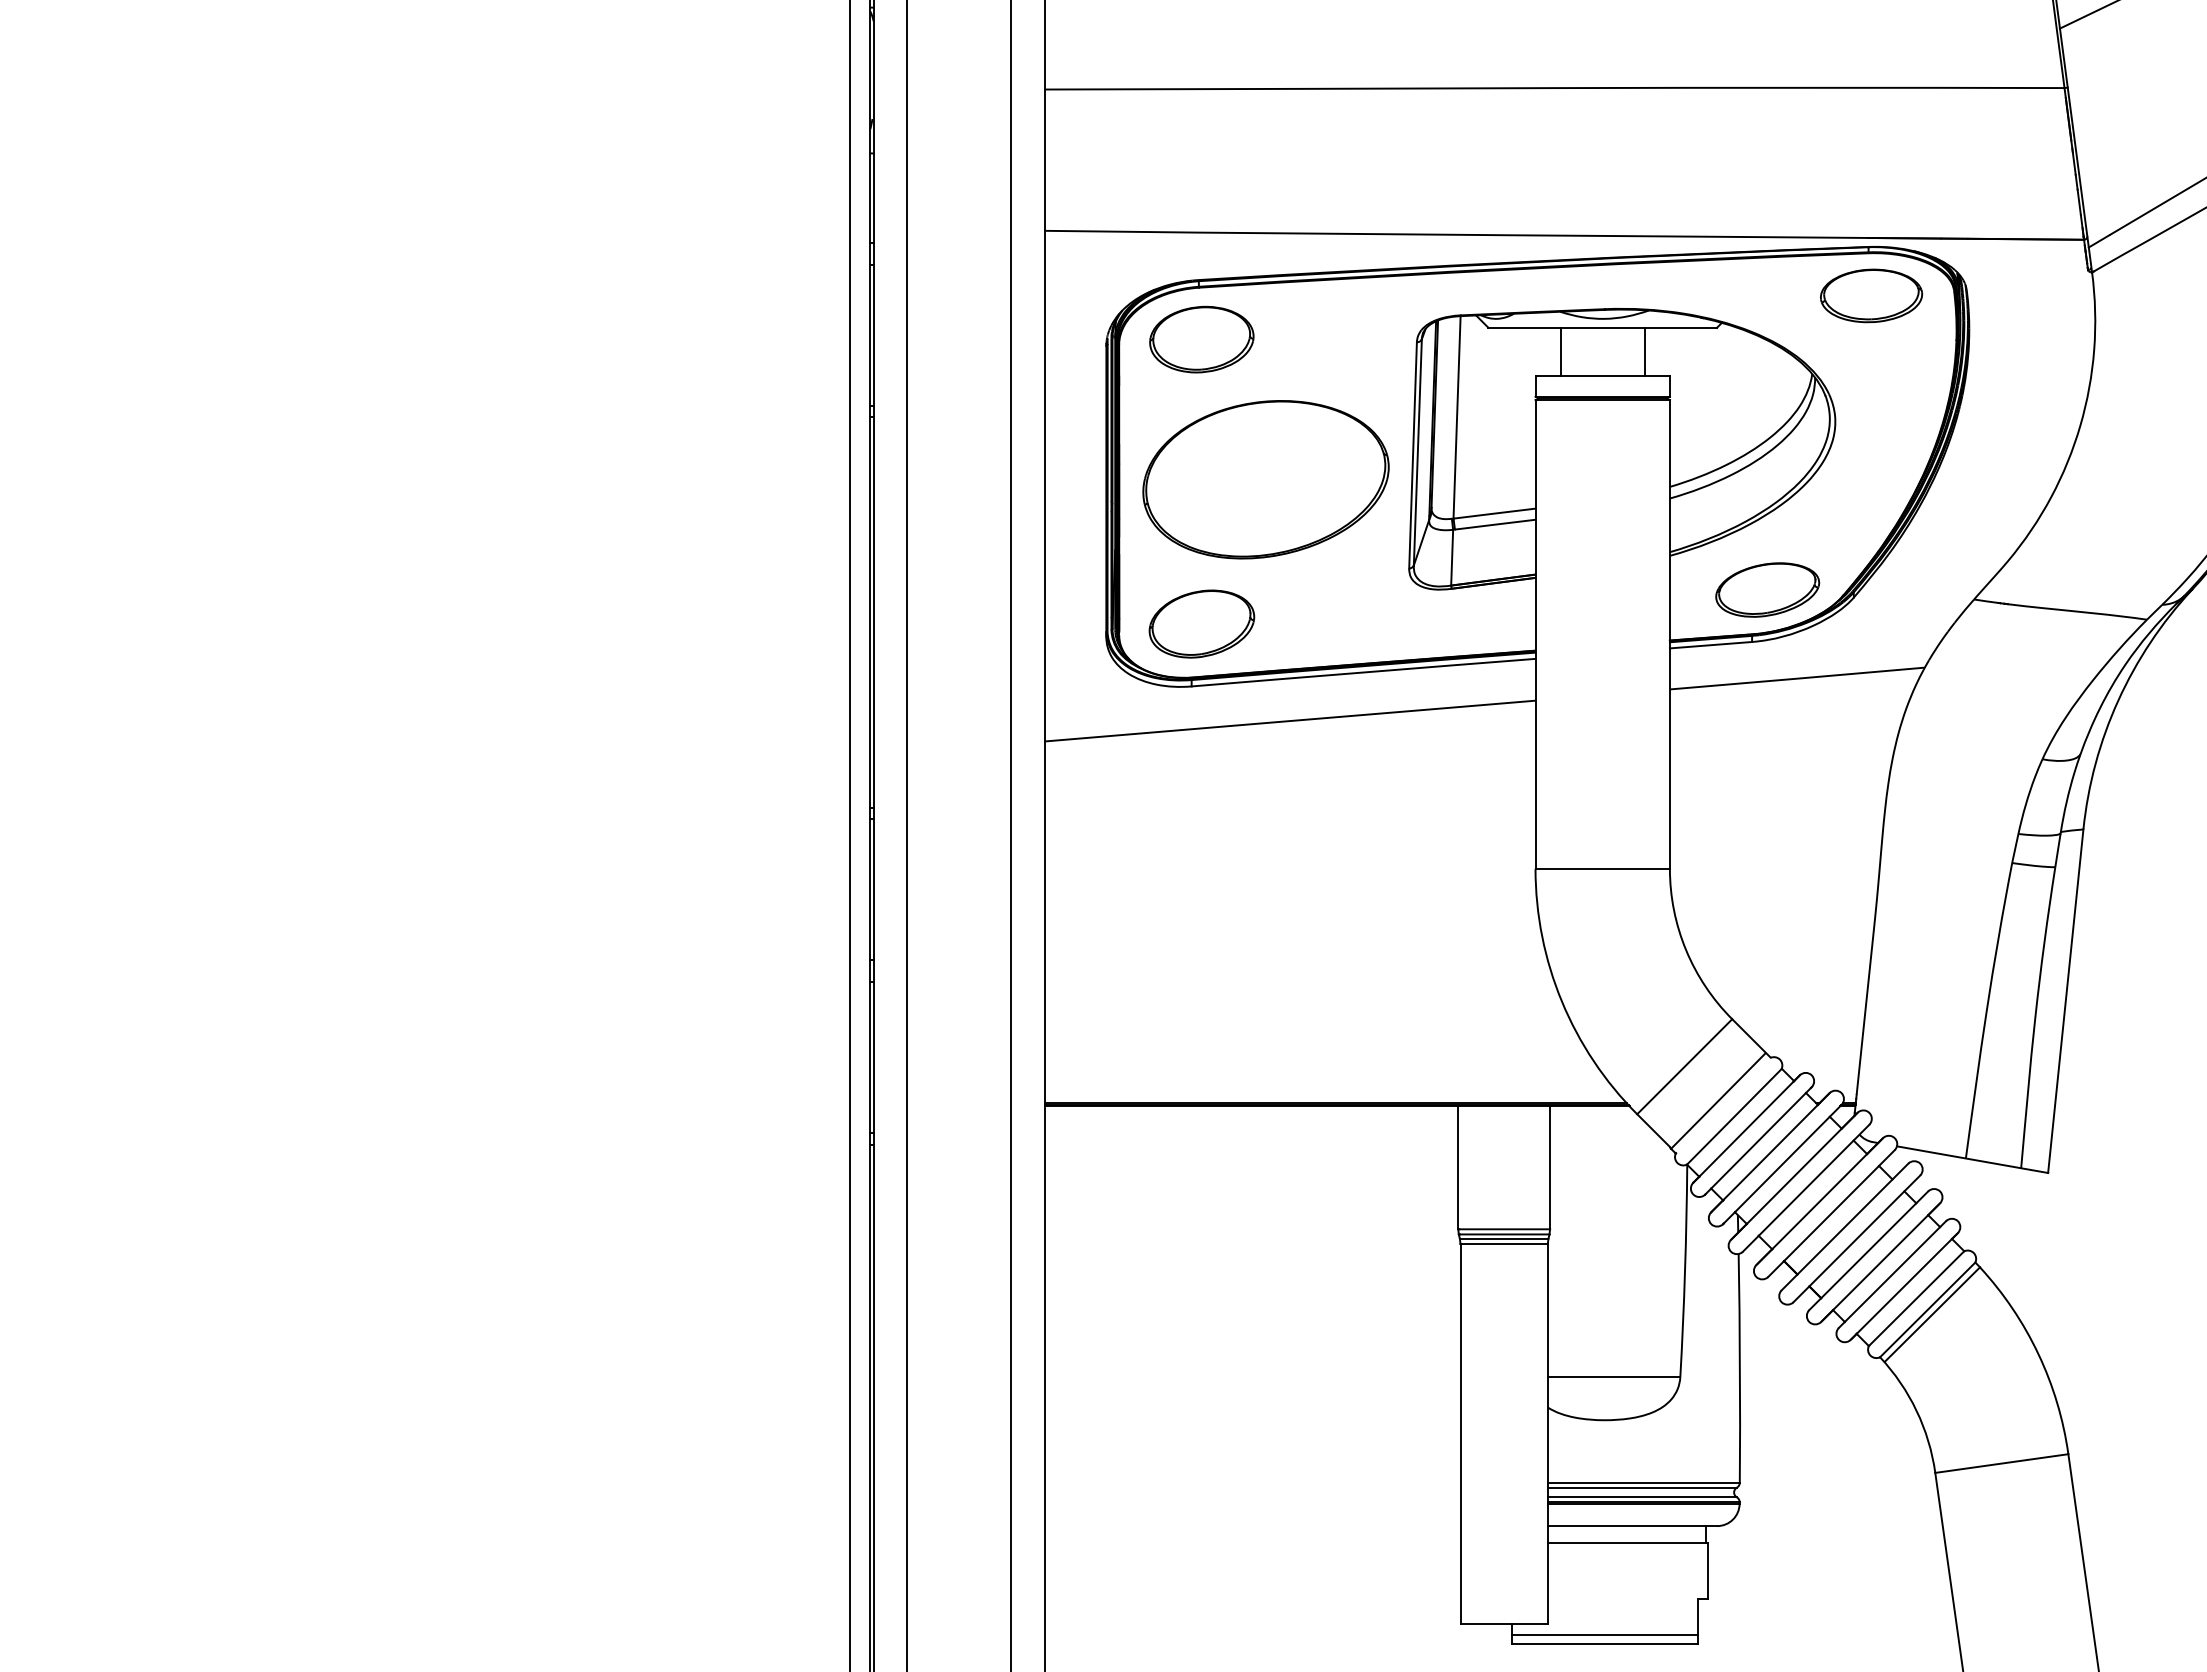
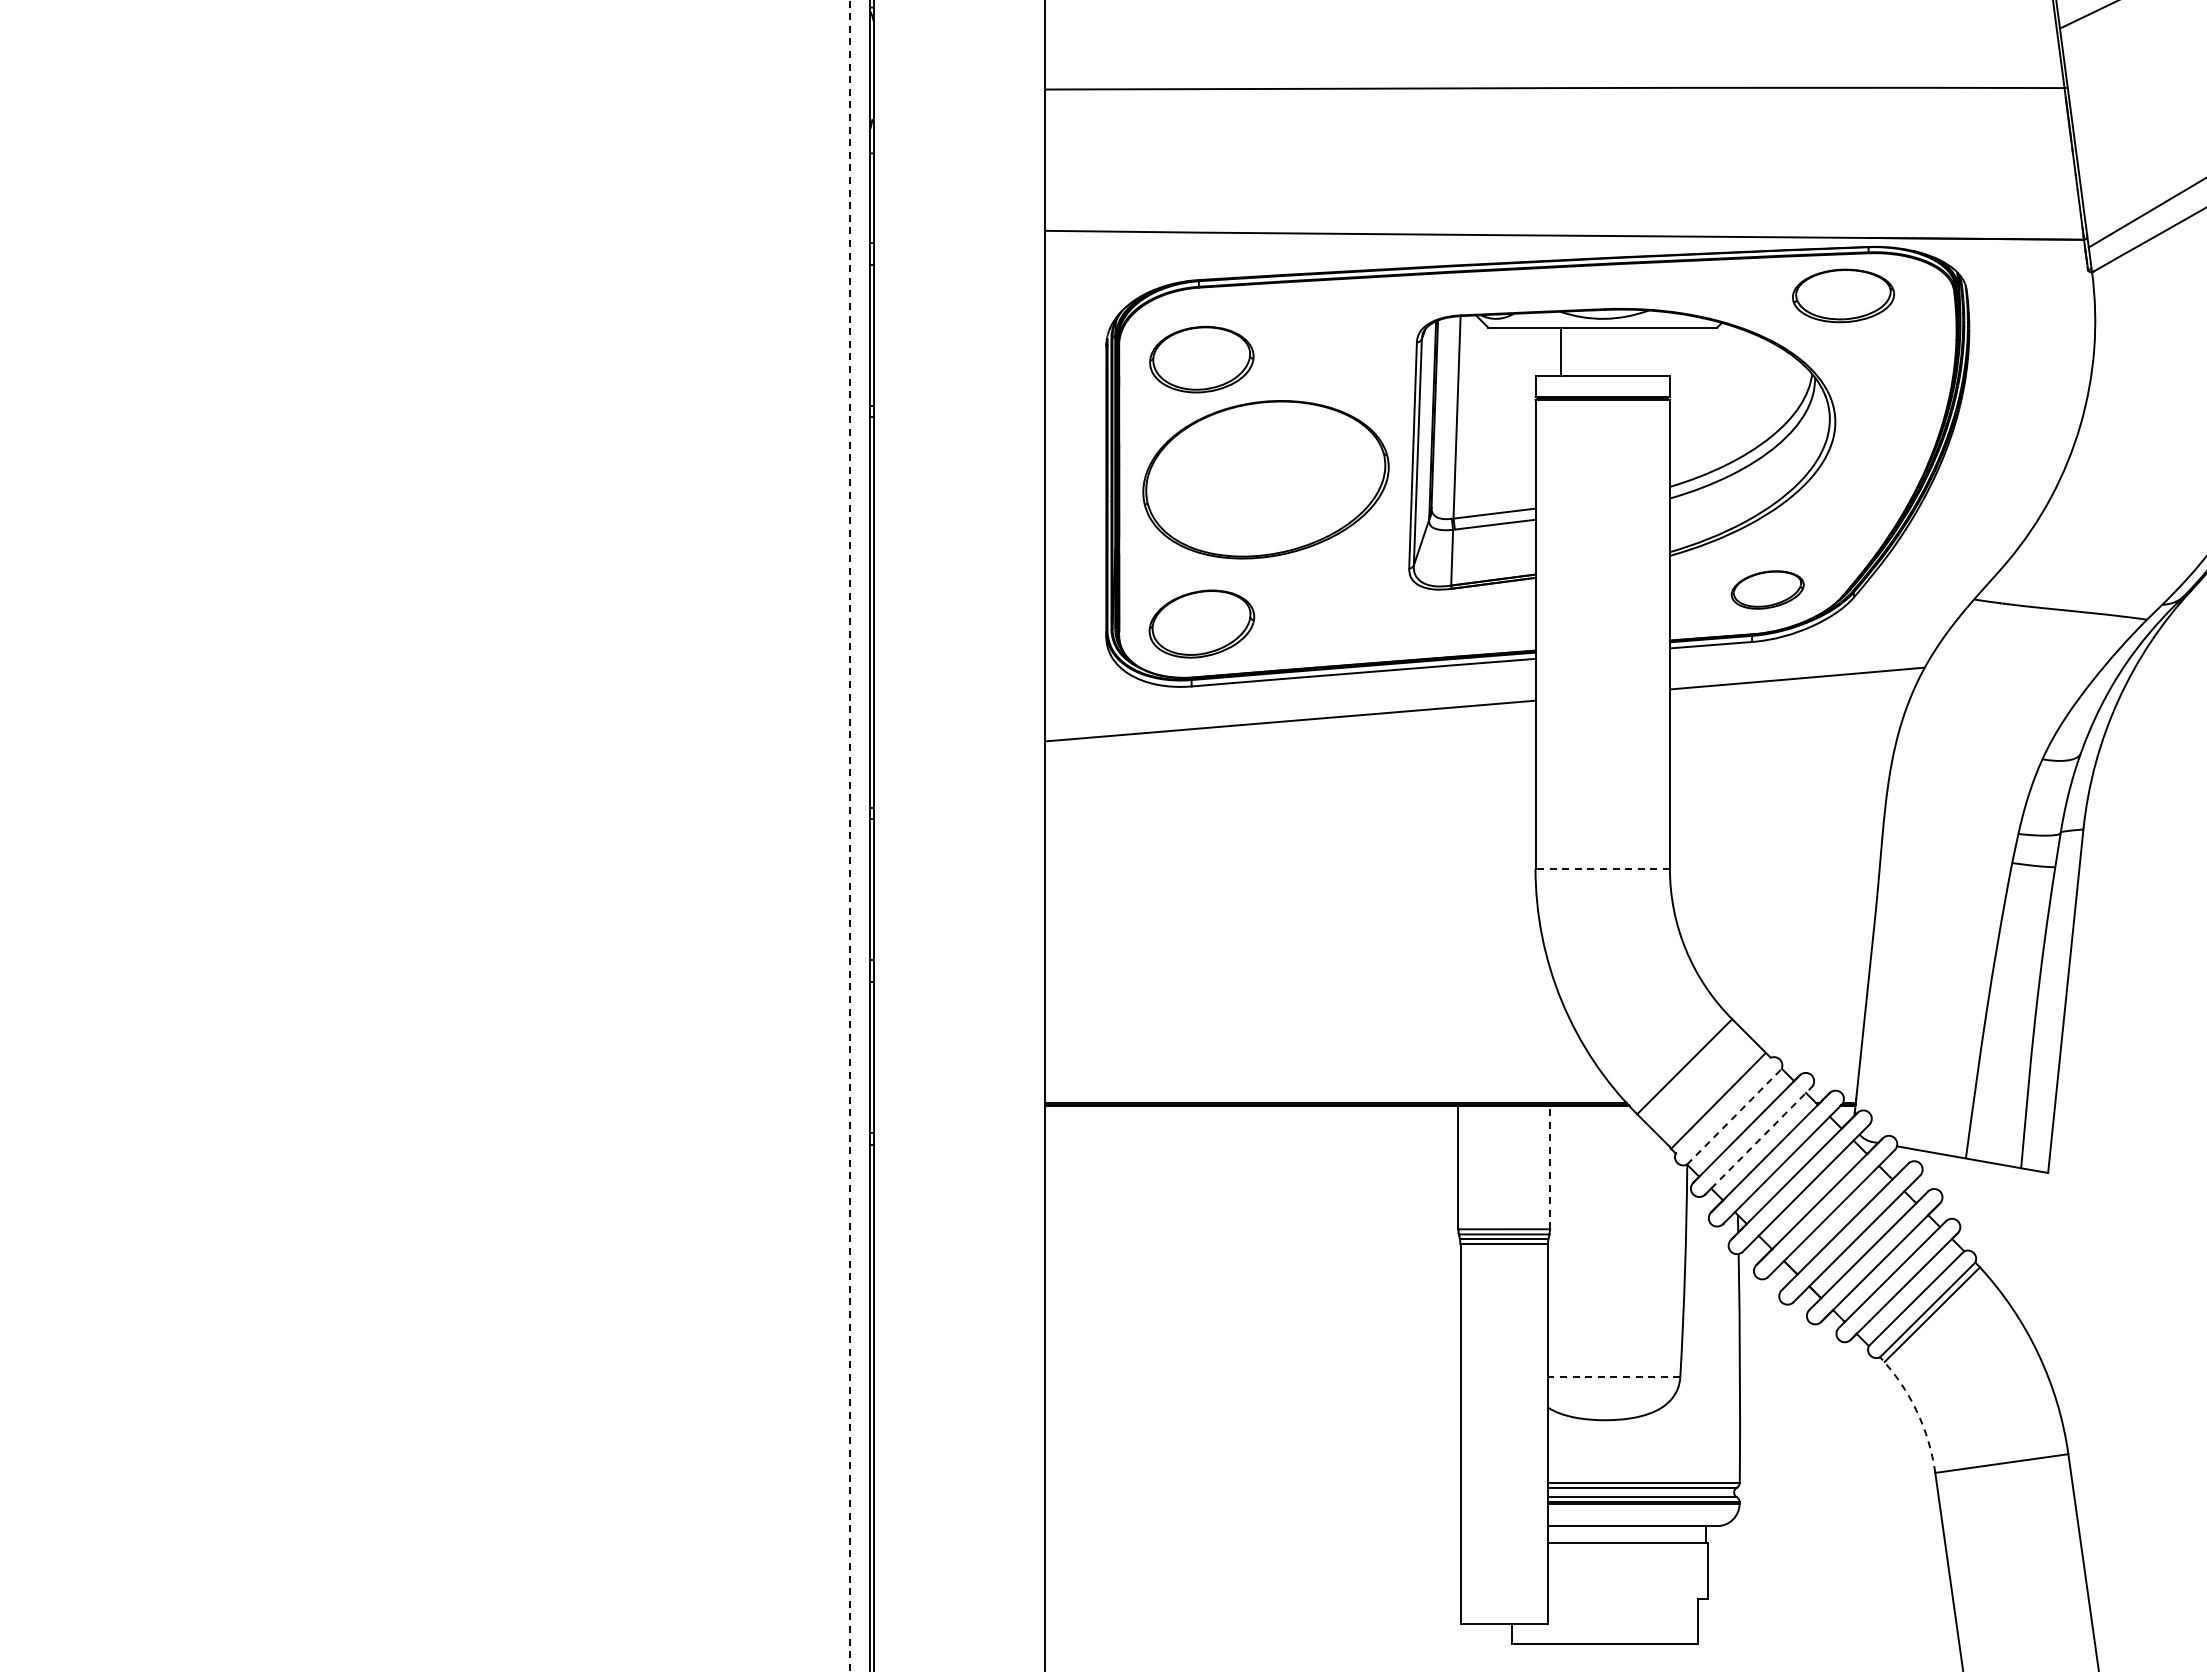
part position: (1871, 295) -> (1843, 295) (1843, 295)
part position: (1201, 339) -> (1201, 359) (1201, 359)
line: present -> none (1644, 351)
part size: 106x56 px -> 75x40 px (1767, 589)
line: present -> none (907, 835)
line: present -> none (1011, 835)
line: solid -> dashed (850, 836)
line: solid -> dashed (1602, 868)
line: solid -> dashed (1734, 1116)
line: solid -> dashed (1761, 1138)
line: solid -> dashed (1550, 1167)
line: solid -> dashed (1613, 1377)
arc: solid -> dashed (1916, 1410)
line: present -> none (1604, 1634)
